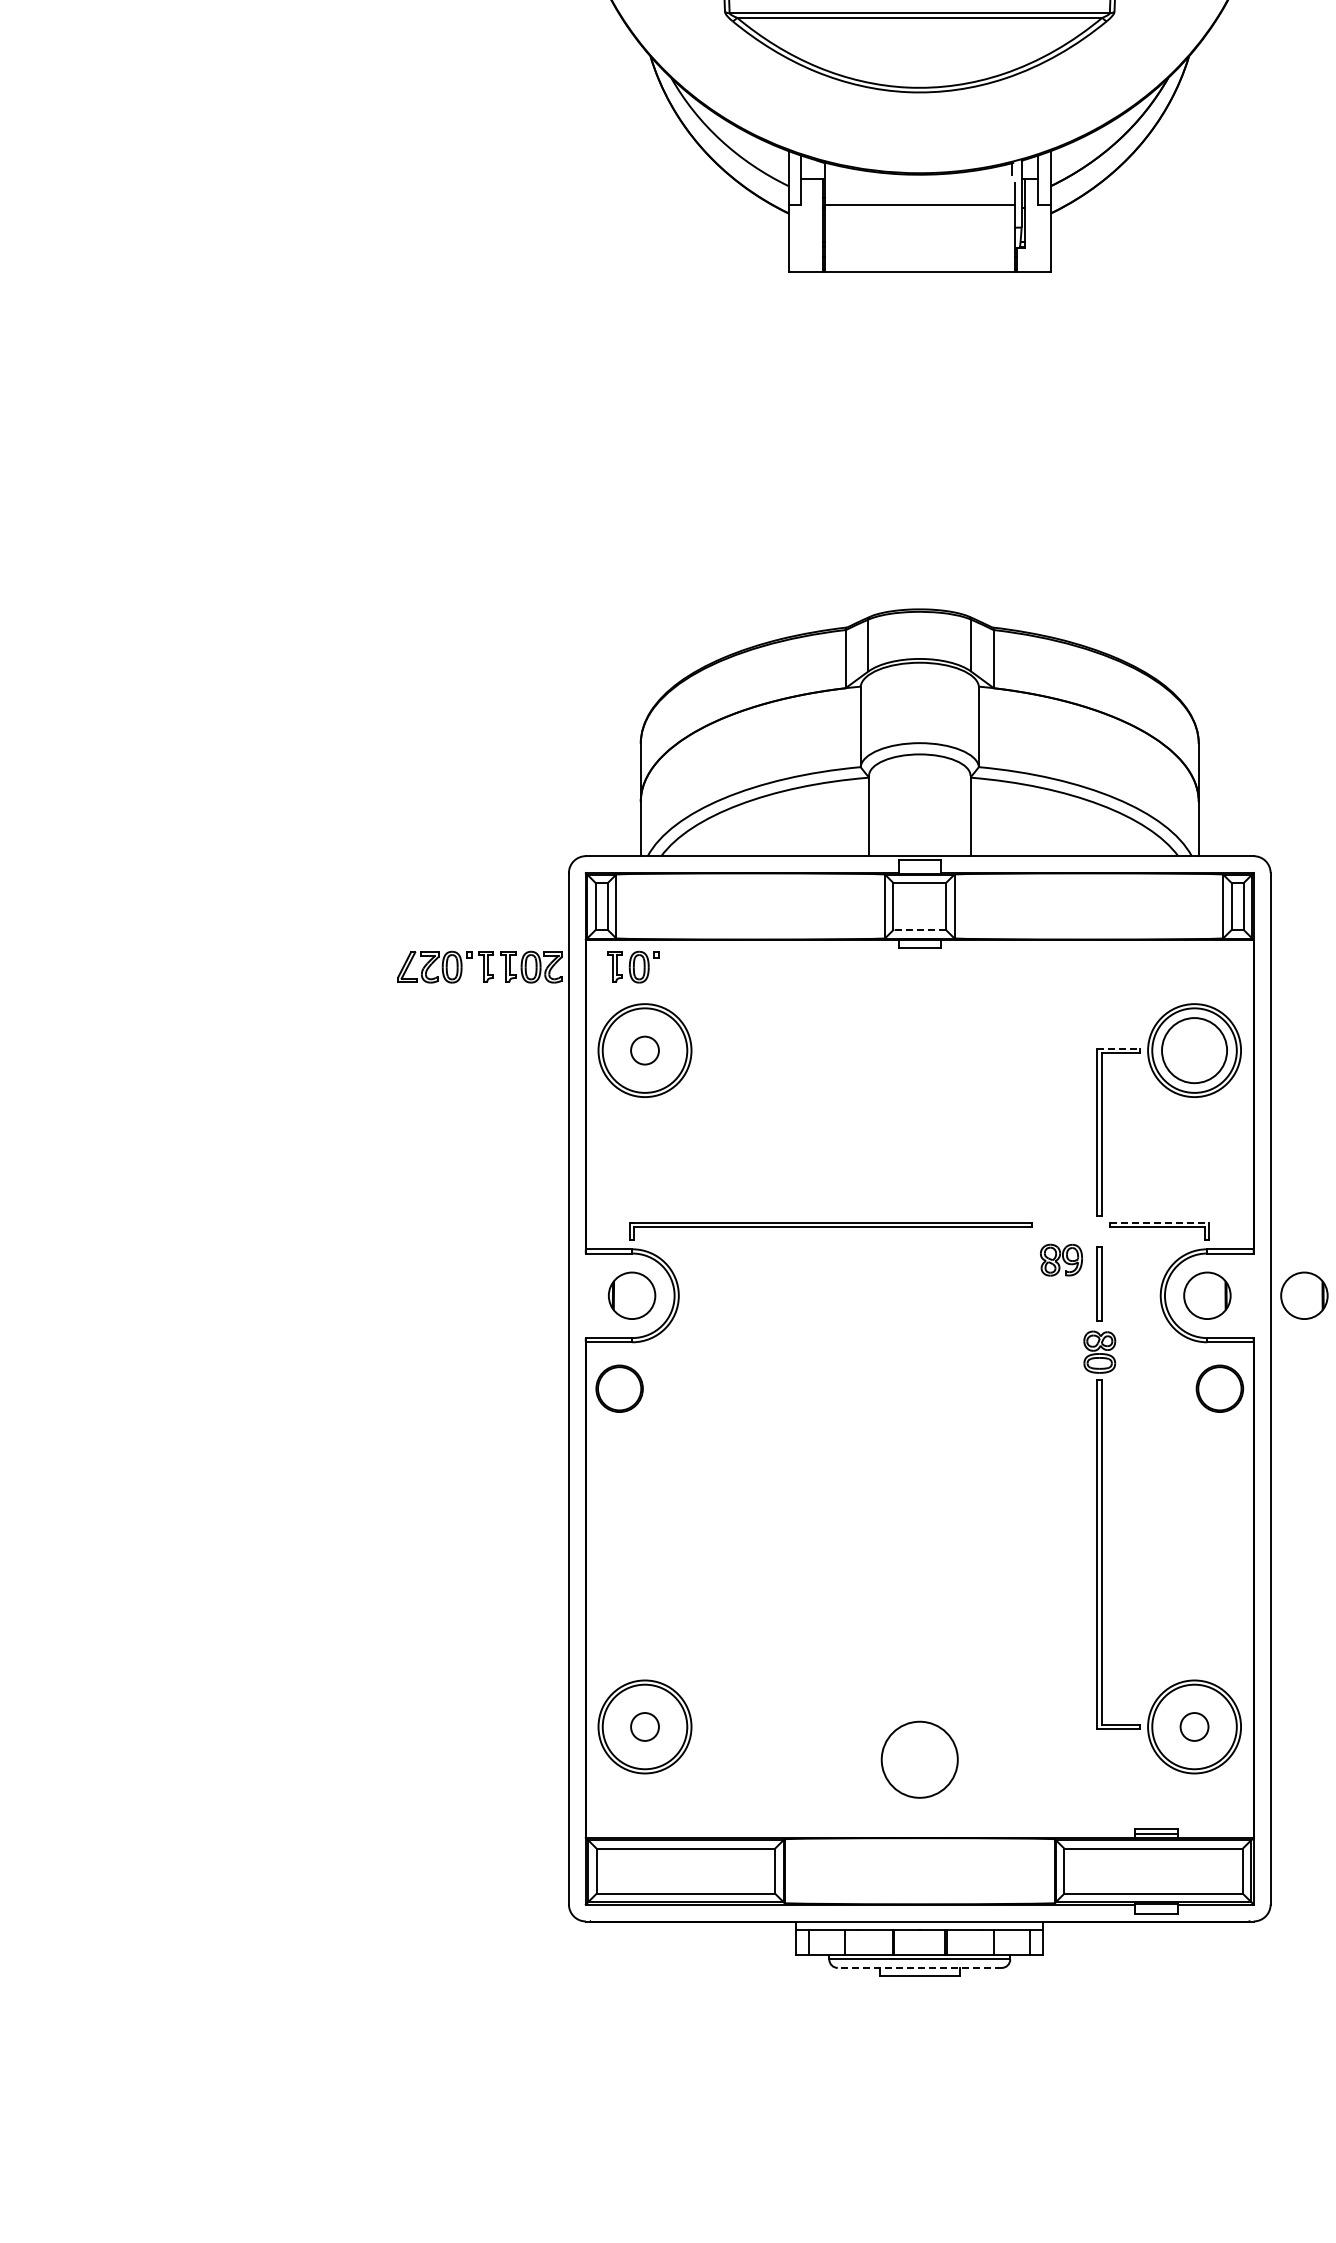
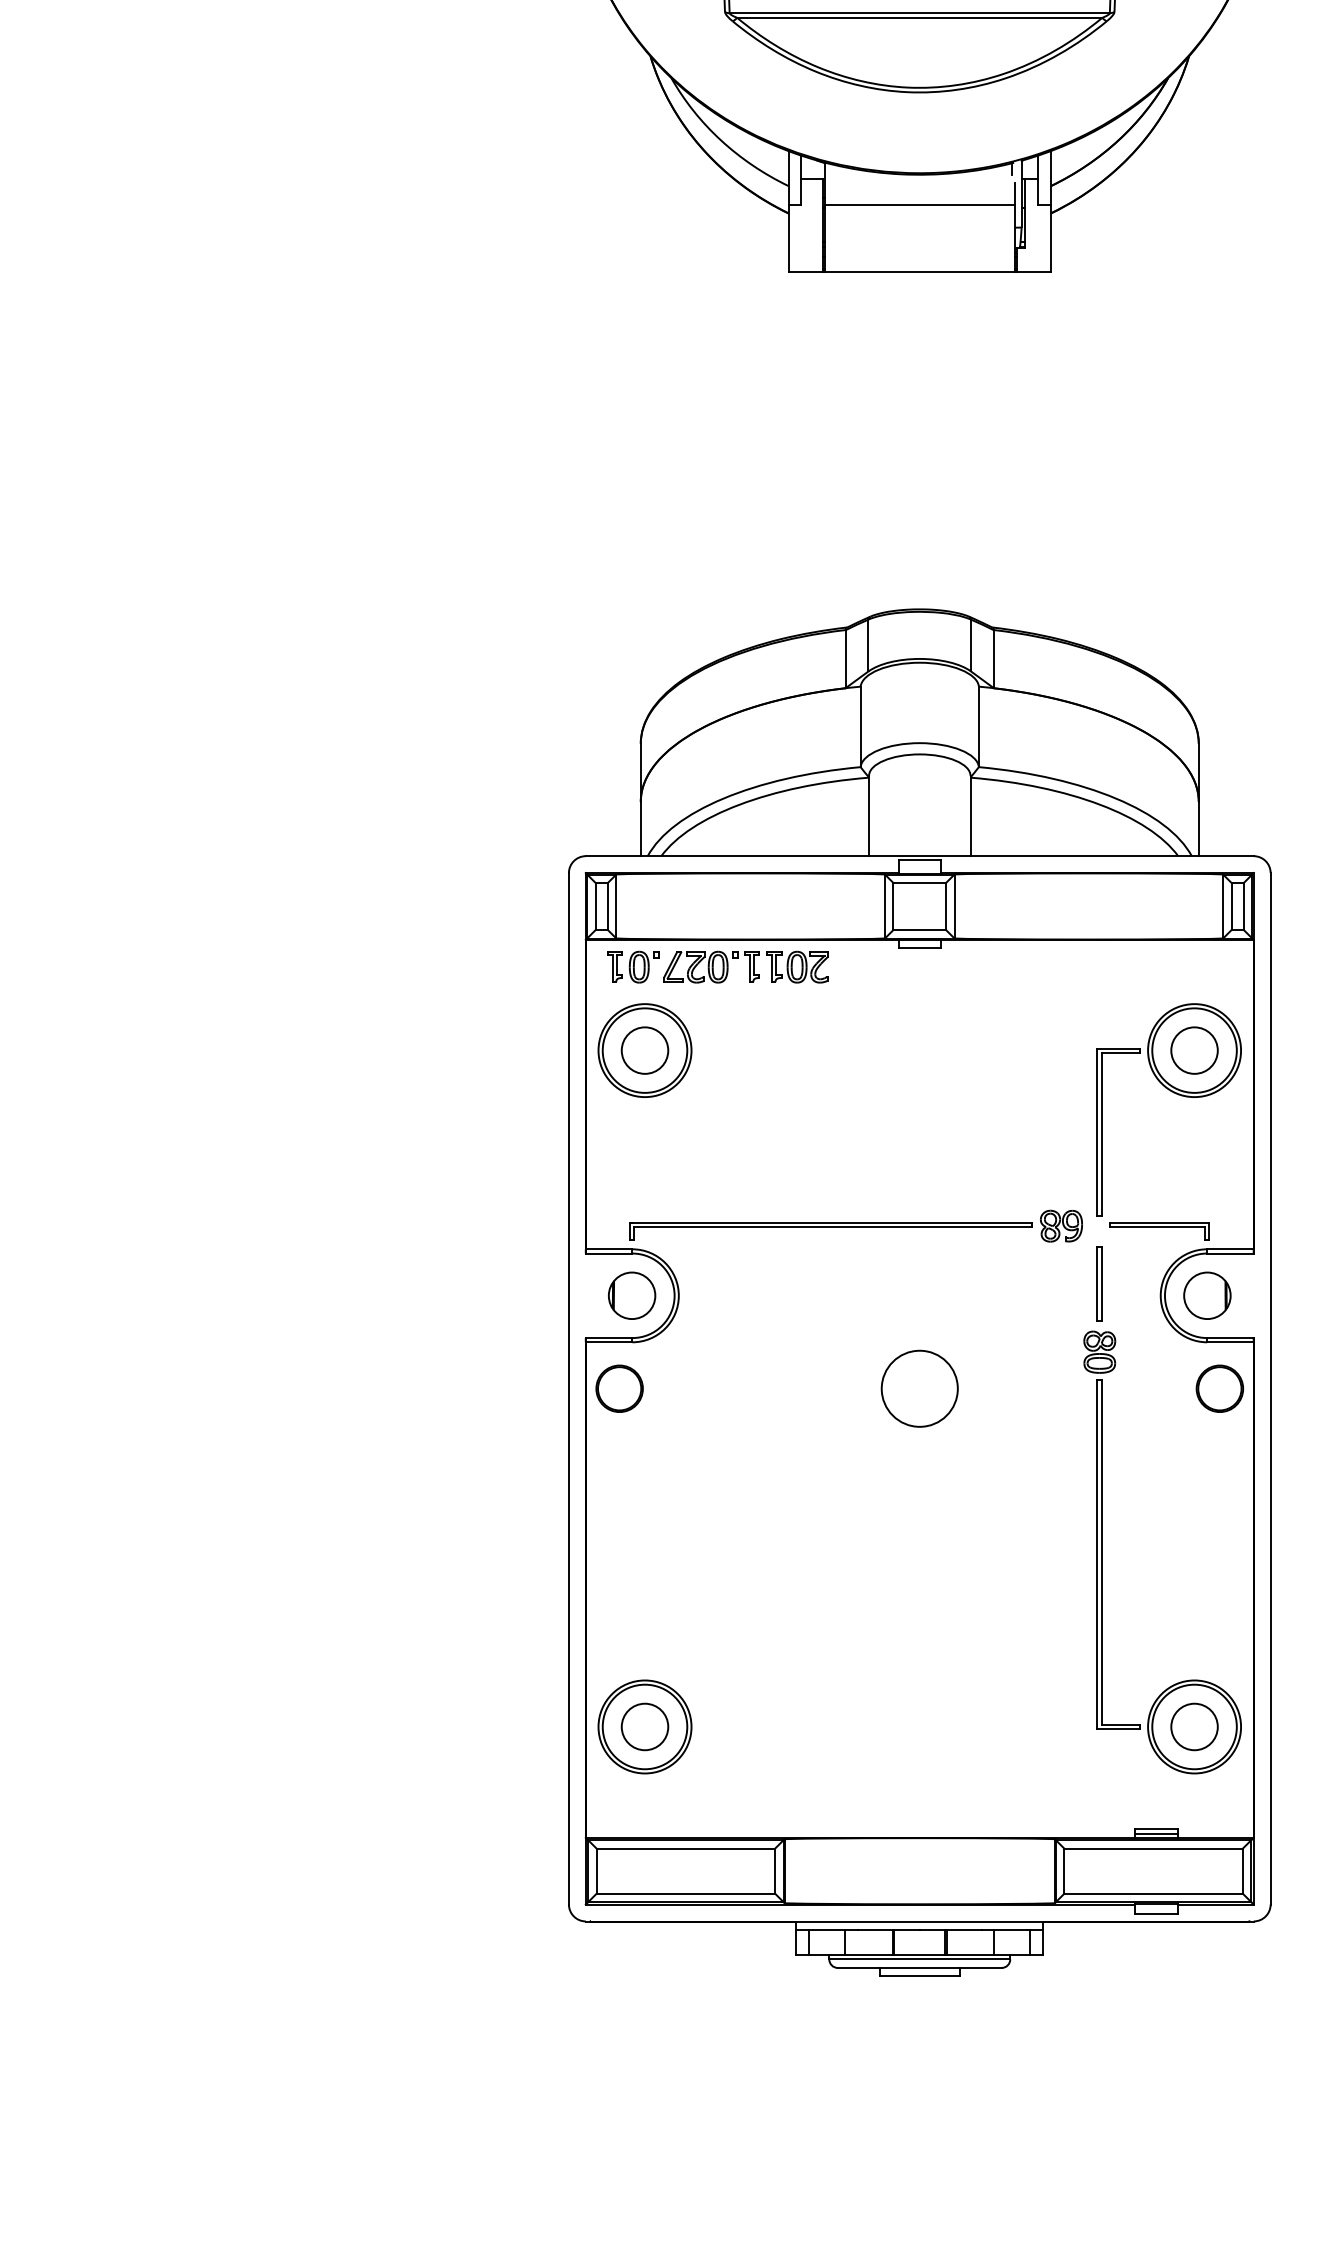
line: dashed -> solid (919, 930)
part position: (479, 966) -> (745, 966) (745, 966)
line: dashed -> solid (1118, 1048)
circle diameter: 28 px -> 46 px (644, 1050)
circle diameter: 65 px -> 46 px (1194, 1050)
line: dashed -> solid (1159, 1222)
part position: (1061, 1259) -> (1061, 1225) (1061, 1225)
part: present -> none (1304, 1295)
circle diameter: 28 px -> 46 px (644, 1726)
circle diameter: 28 px -> 46 px (1194, 1726)
circle position: (919, 1759) -> (919, 1388) (919, 1388)
line: dashed -> solid (919, 1967)
